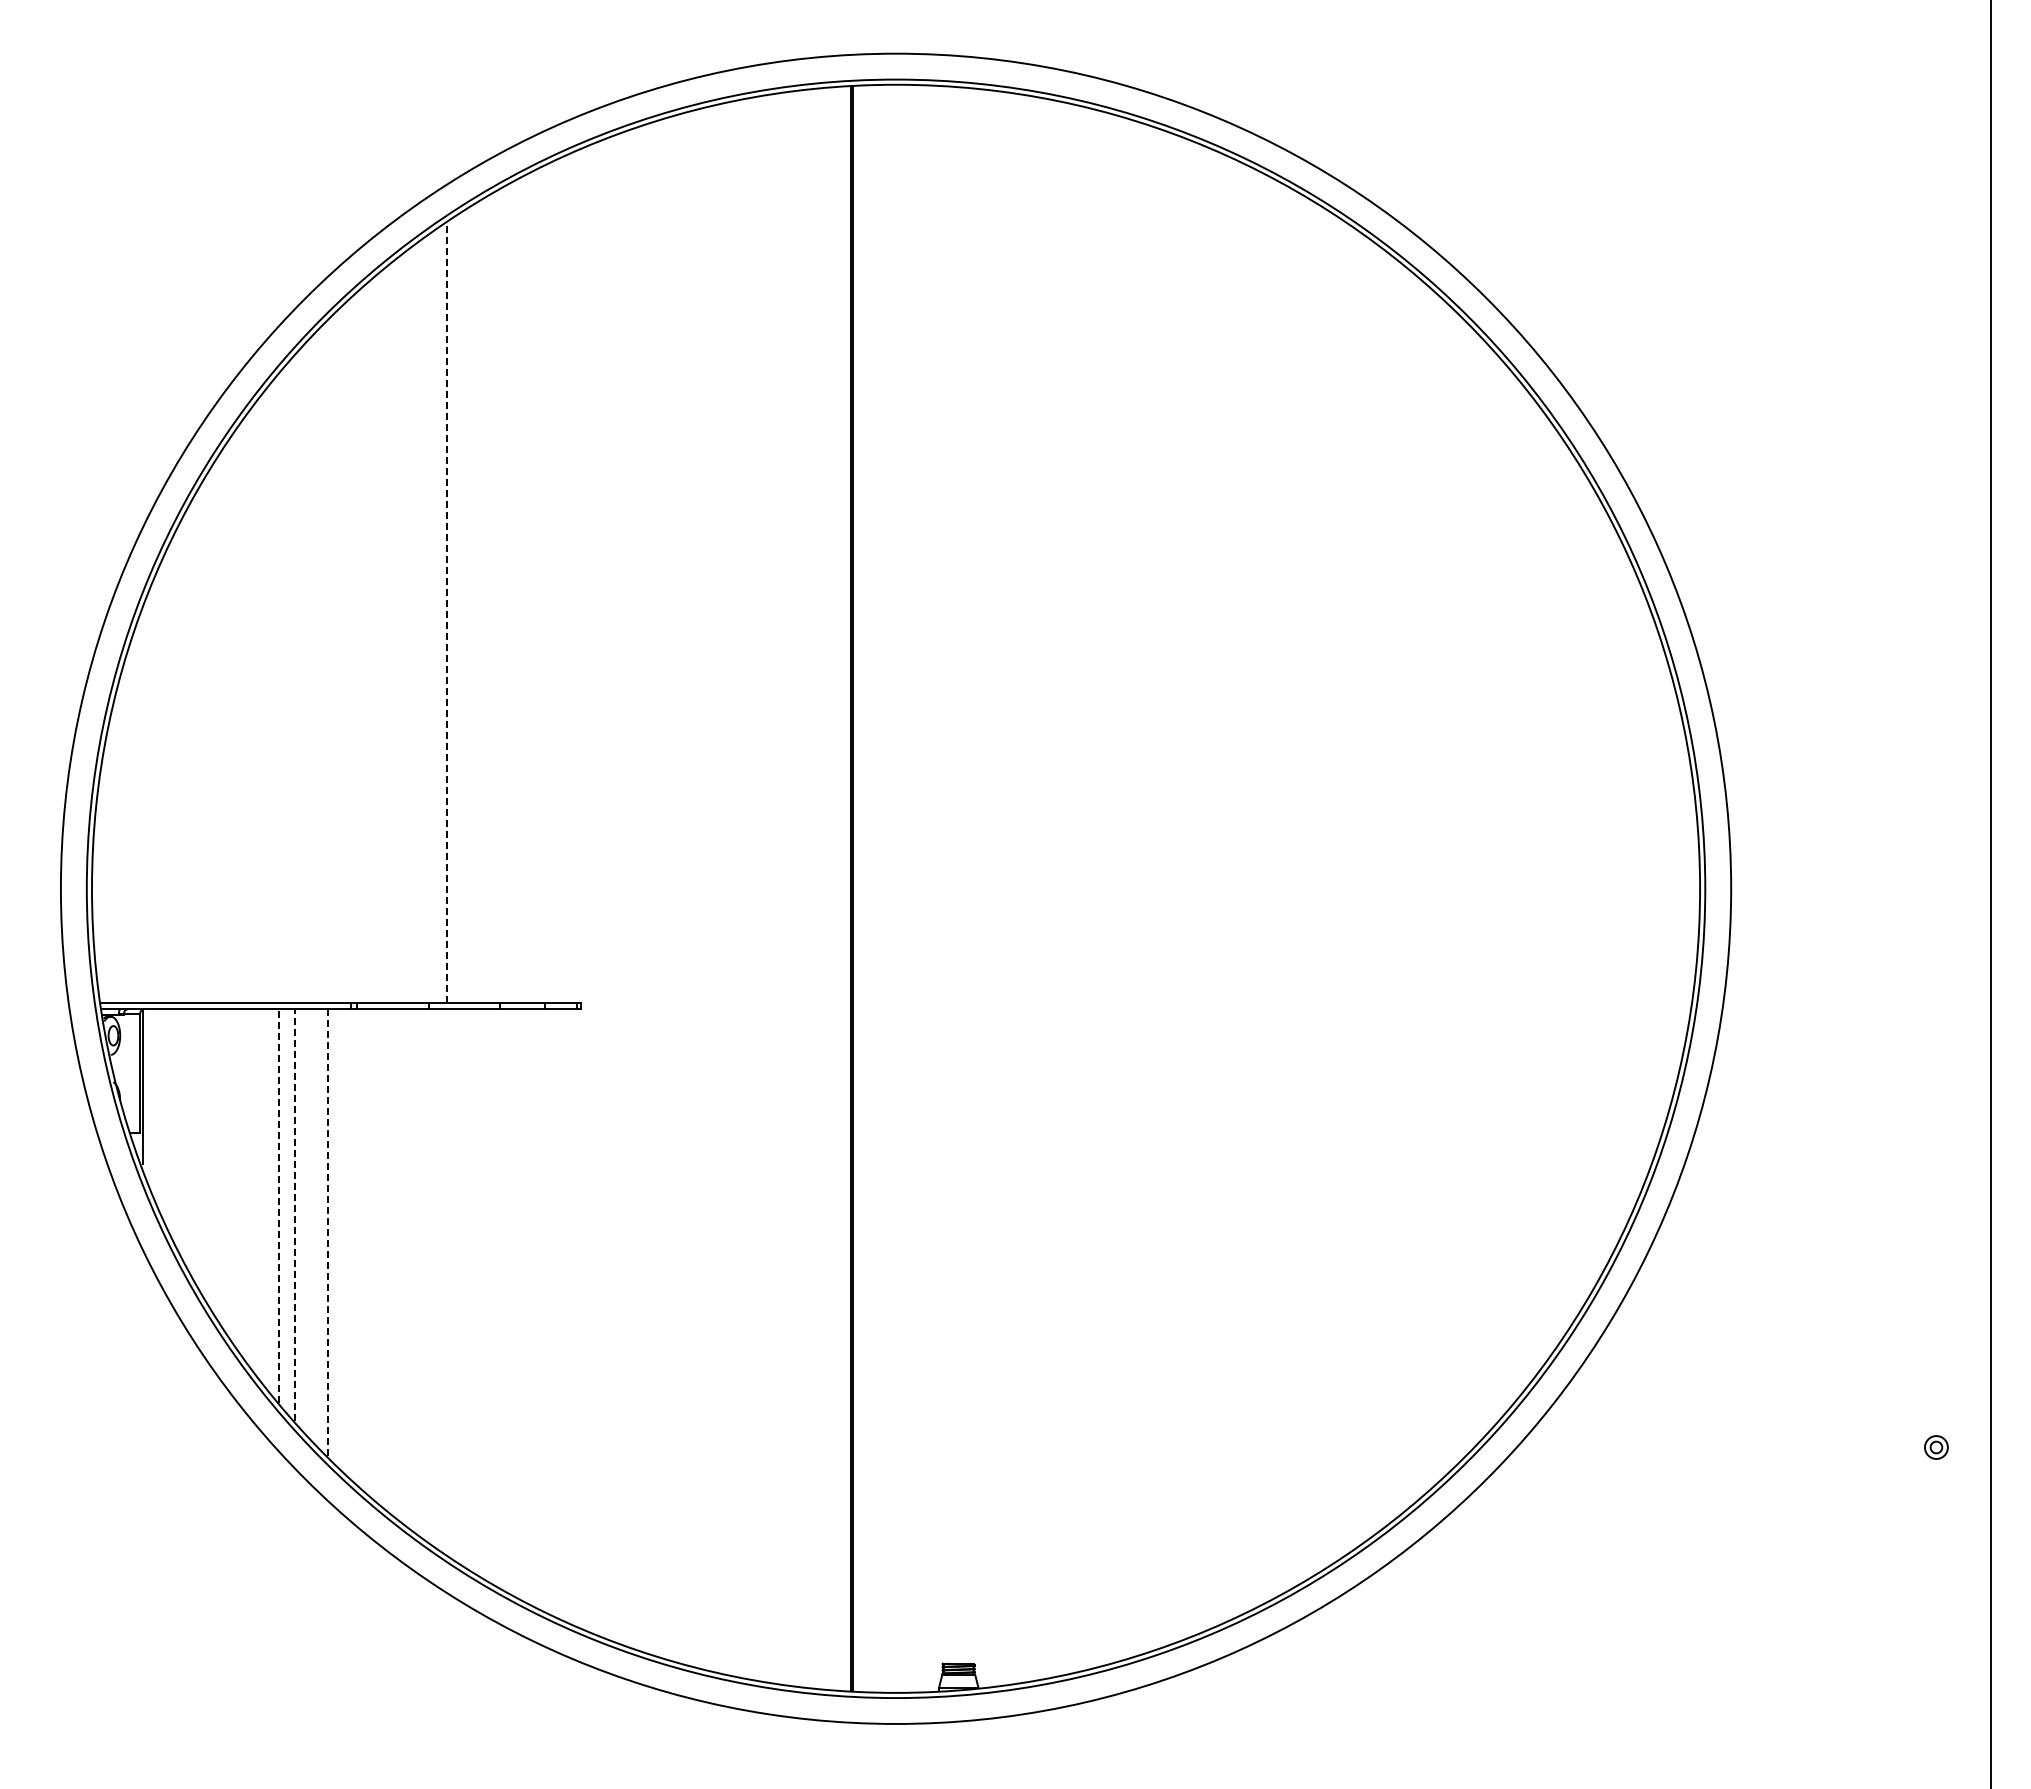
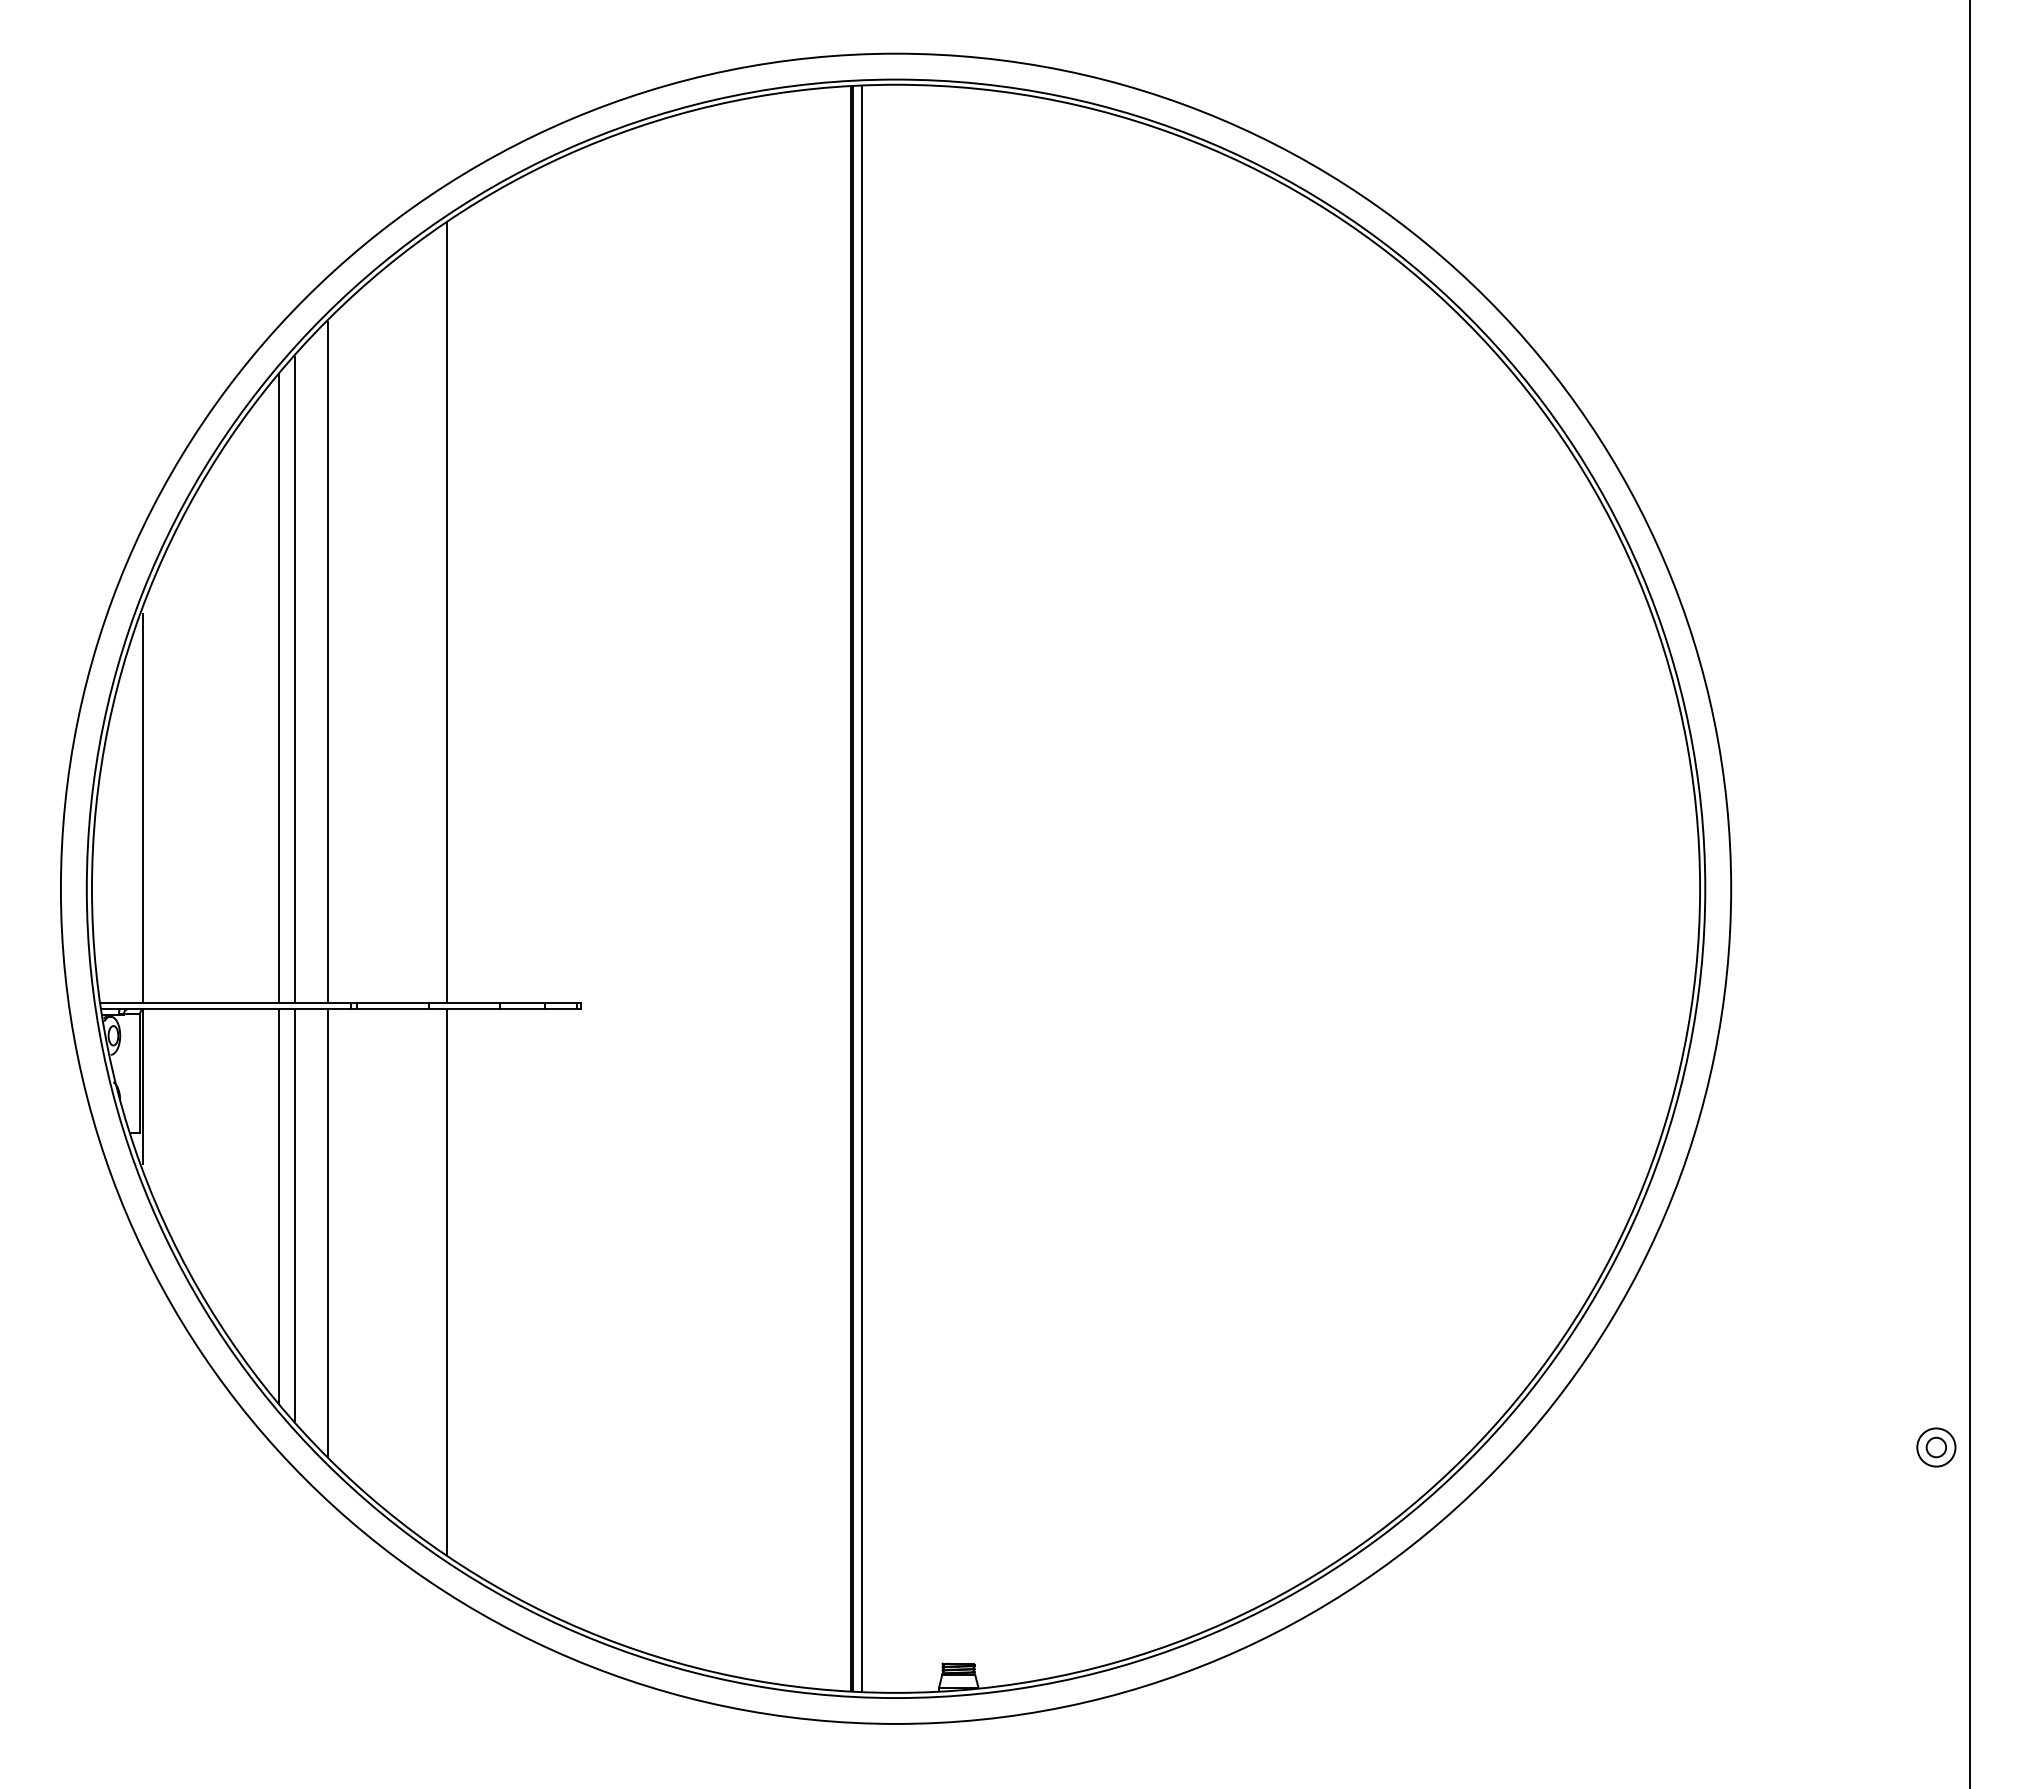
line: dashed -> solid (446, 612)
line: none -> present (327, 662)
line: none -> present (295, 679)
line: none -> present (278, 688)
line: none -> present (142, 808)
line: none -> present (861, 888)
line position: (1991, 893) -> (1970, 893) (1970, 893)
line: dashed -> solid (278, 1206)
line: dashed -> solid (295, 1215)
line: dashed -> solid (327, 1232)
line: none -> present (446, 1281)
part size: 25x25 px -> 41x41 px (1936, 1447)
